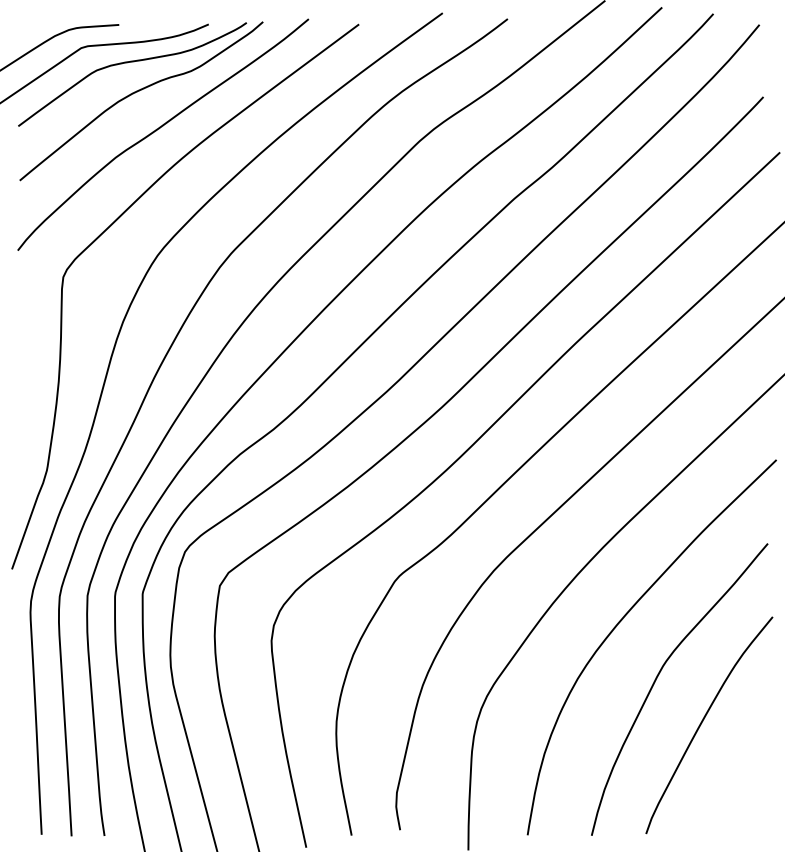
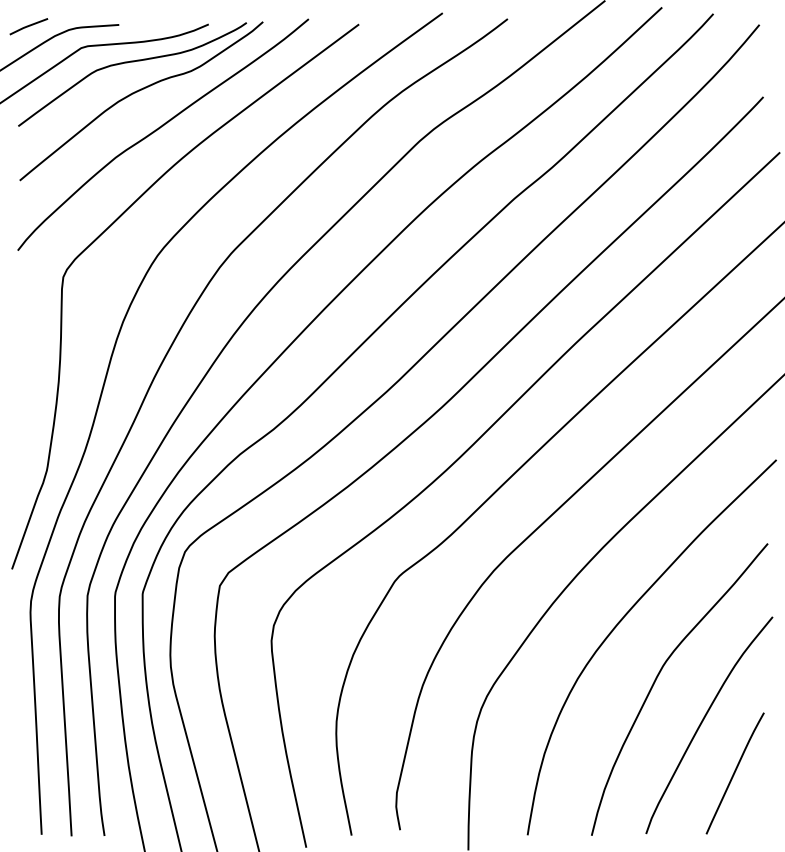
line: none -> present (28, 26)
curve: none -> present (734, 773)
